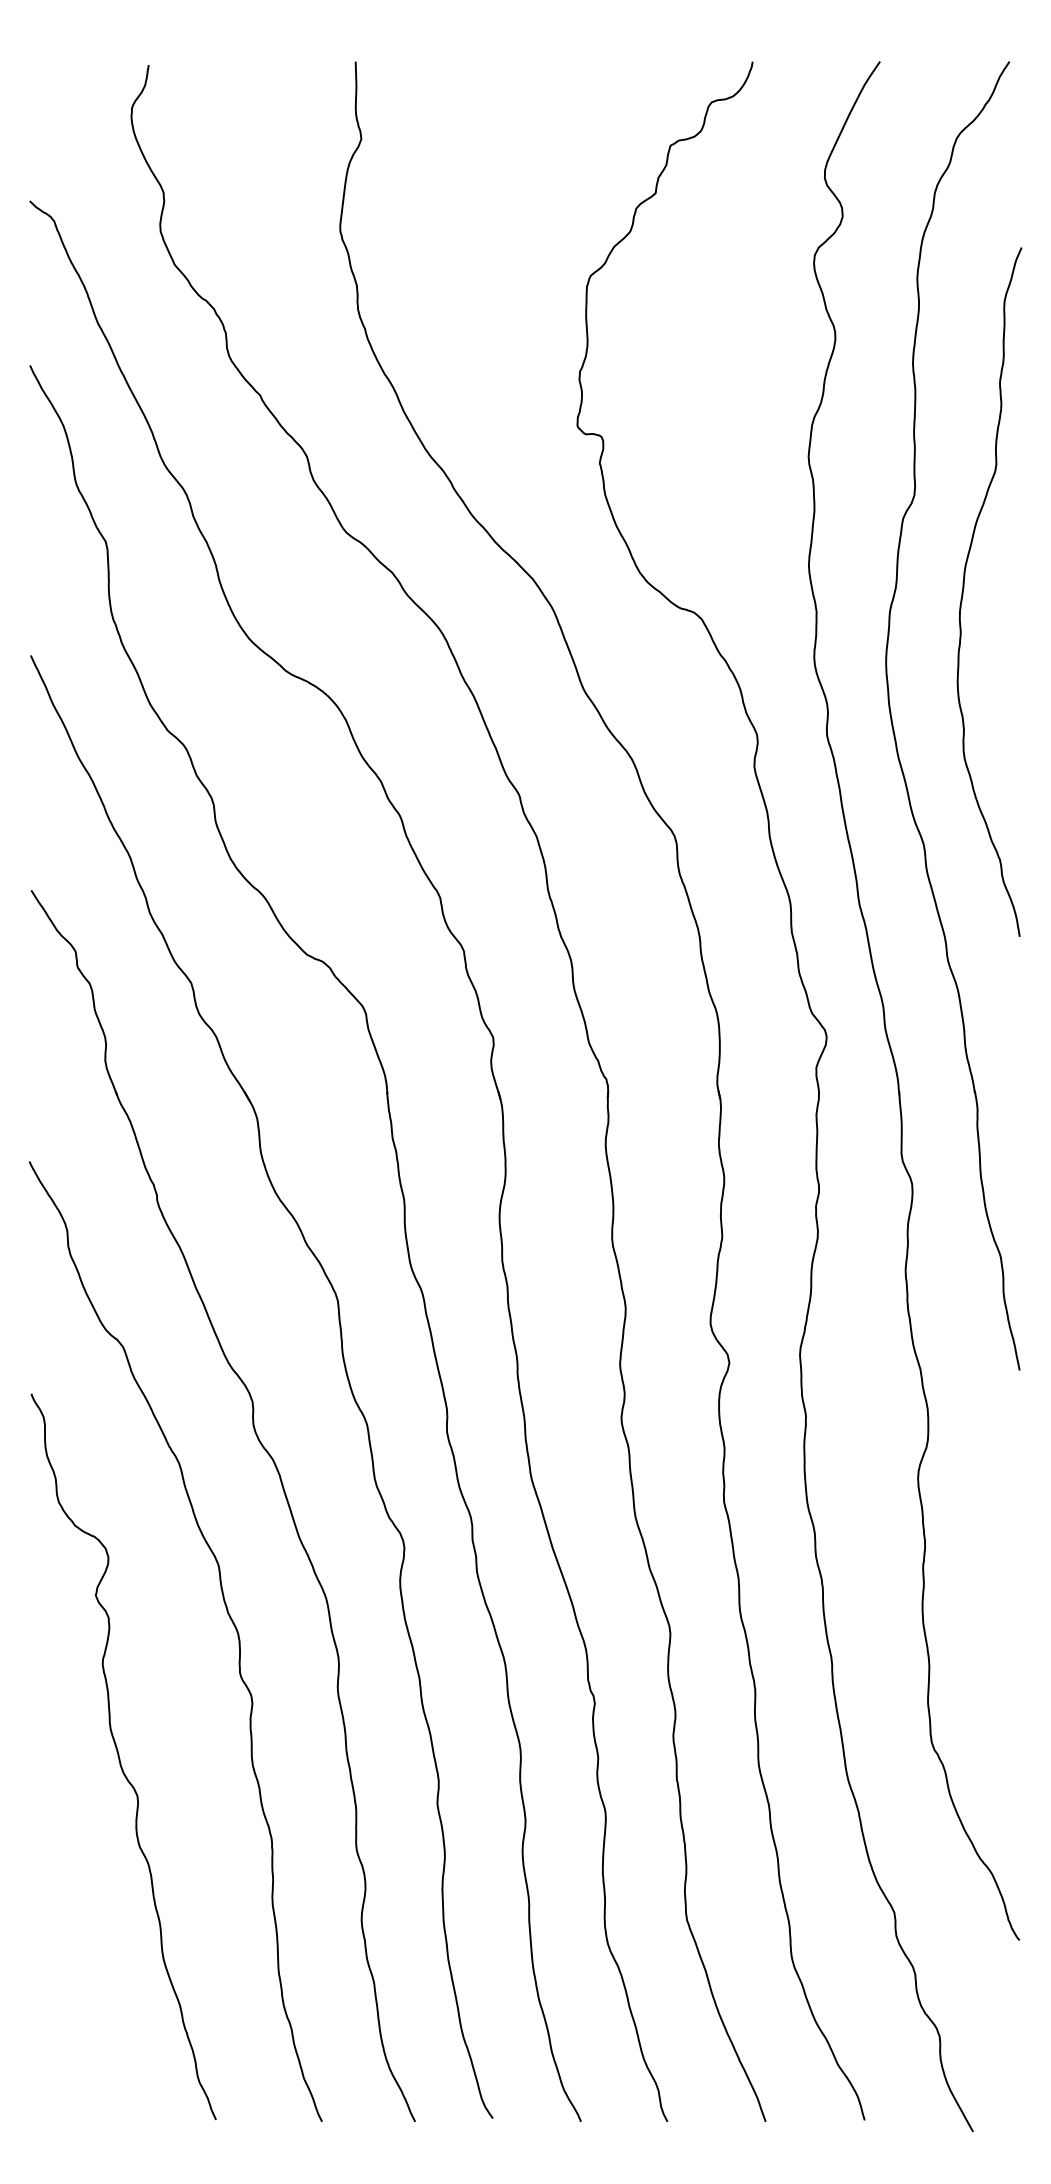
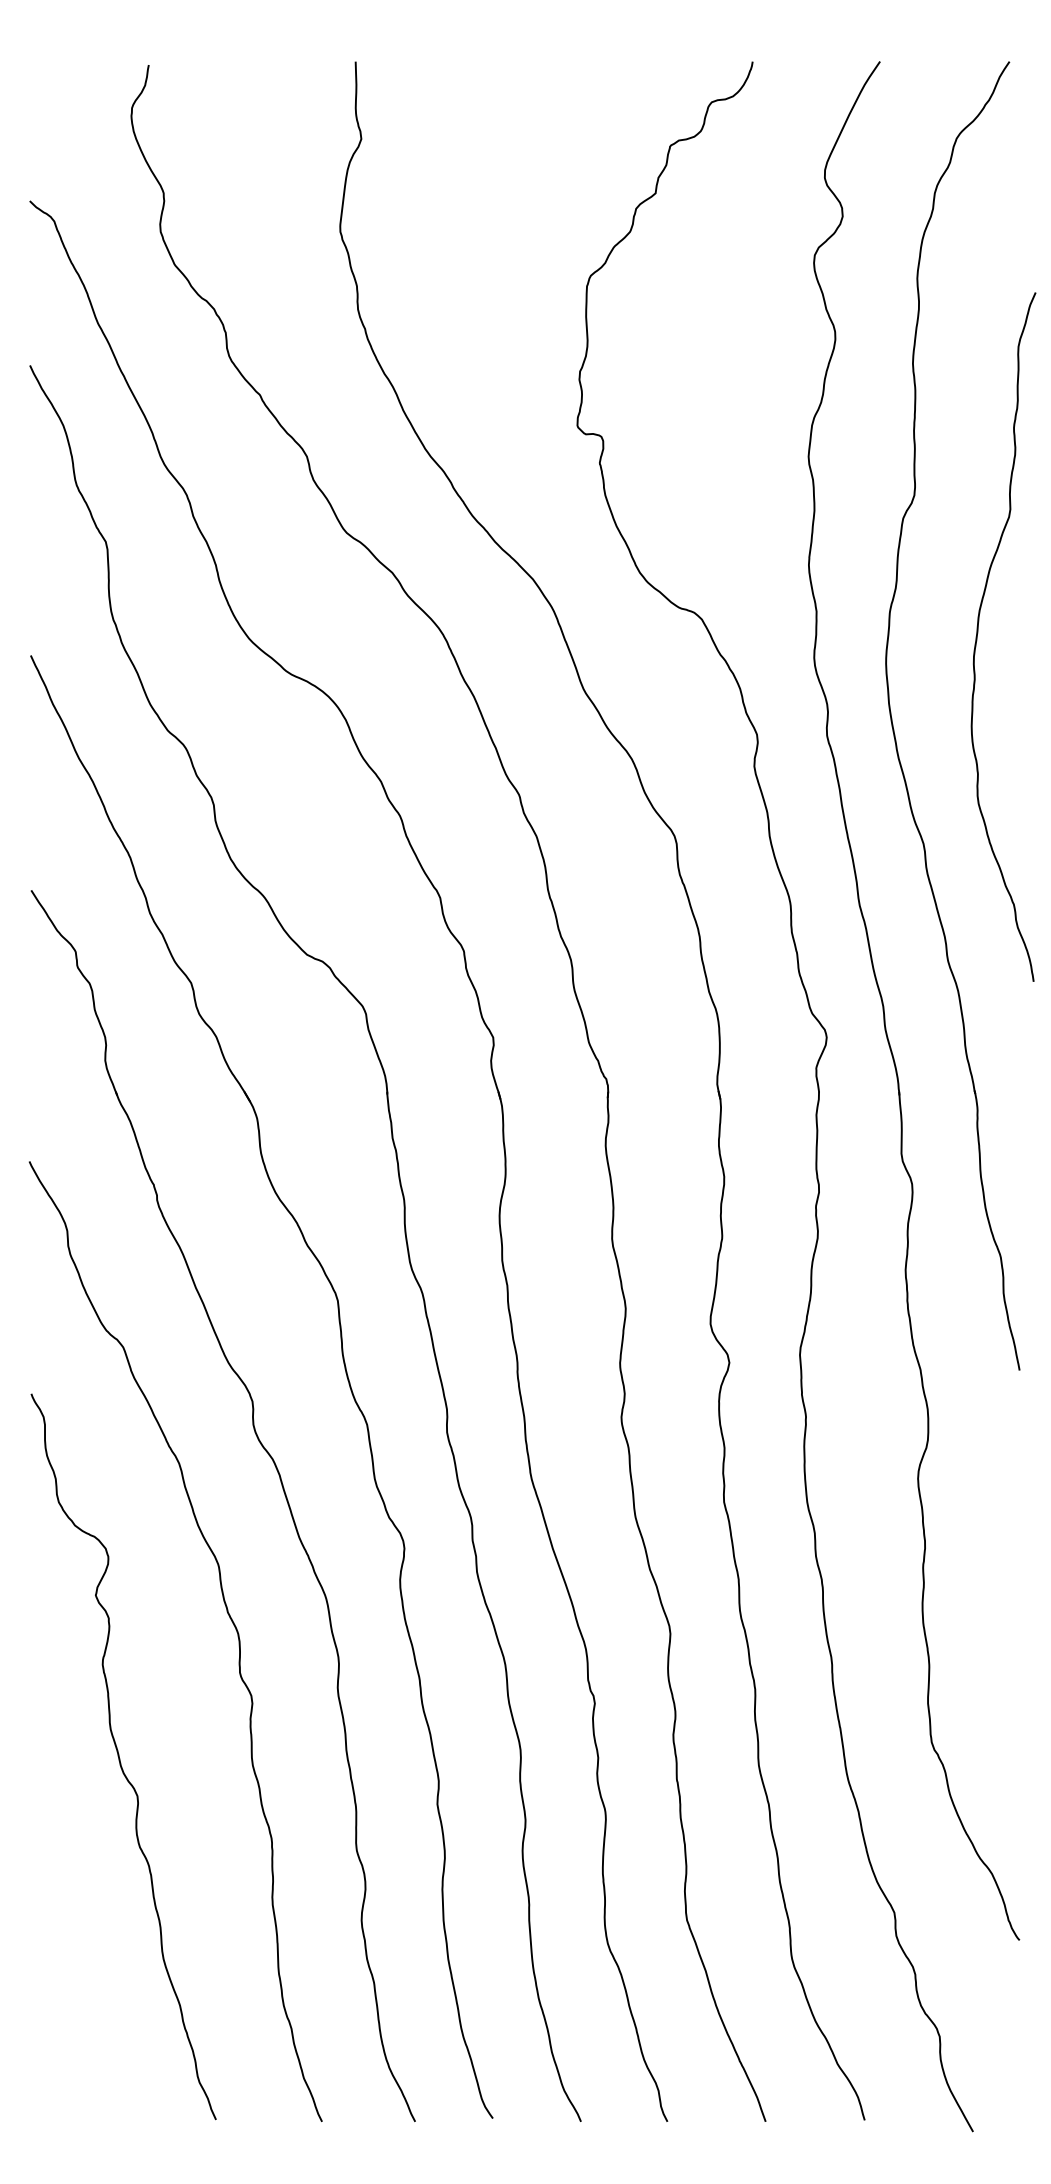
curve position: (964, 588) -> (978, 633) (978, 633)
